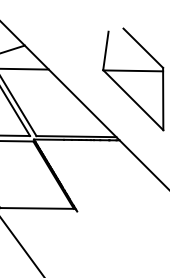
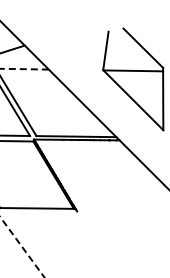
line: solid -> dashed (24, 69)
line: solid -> dashed (22, 247)
